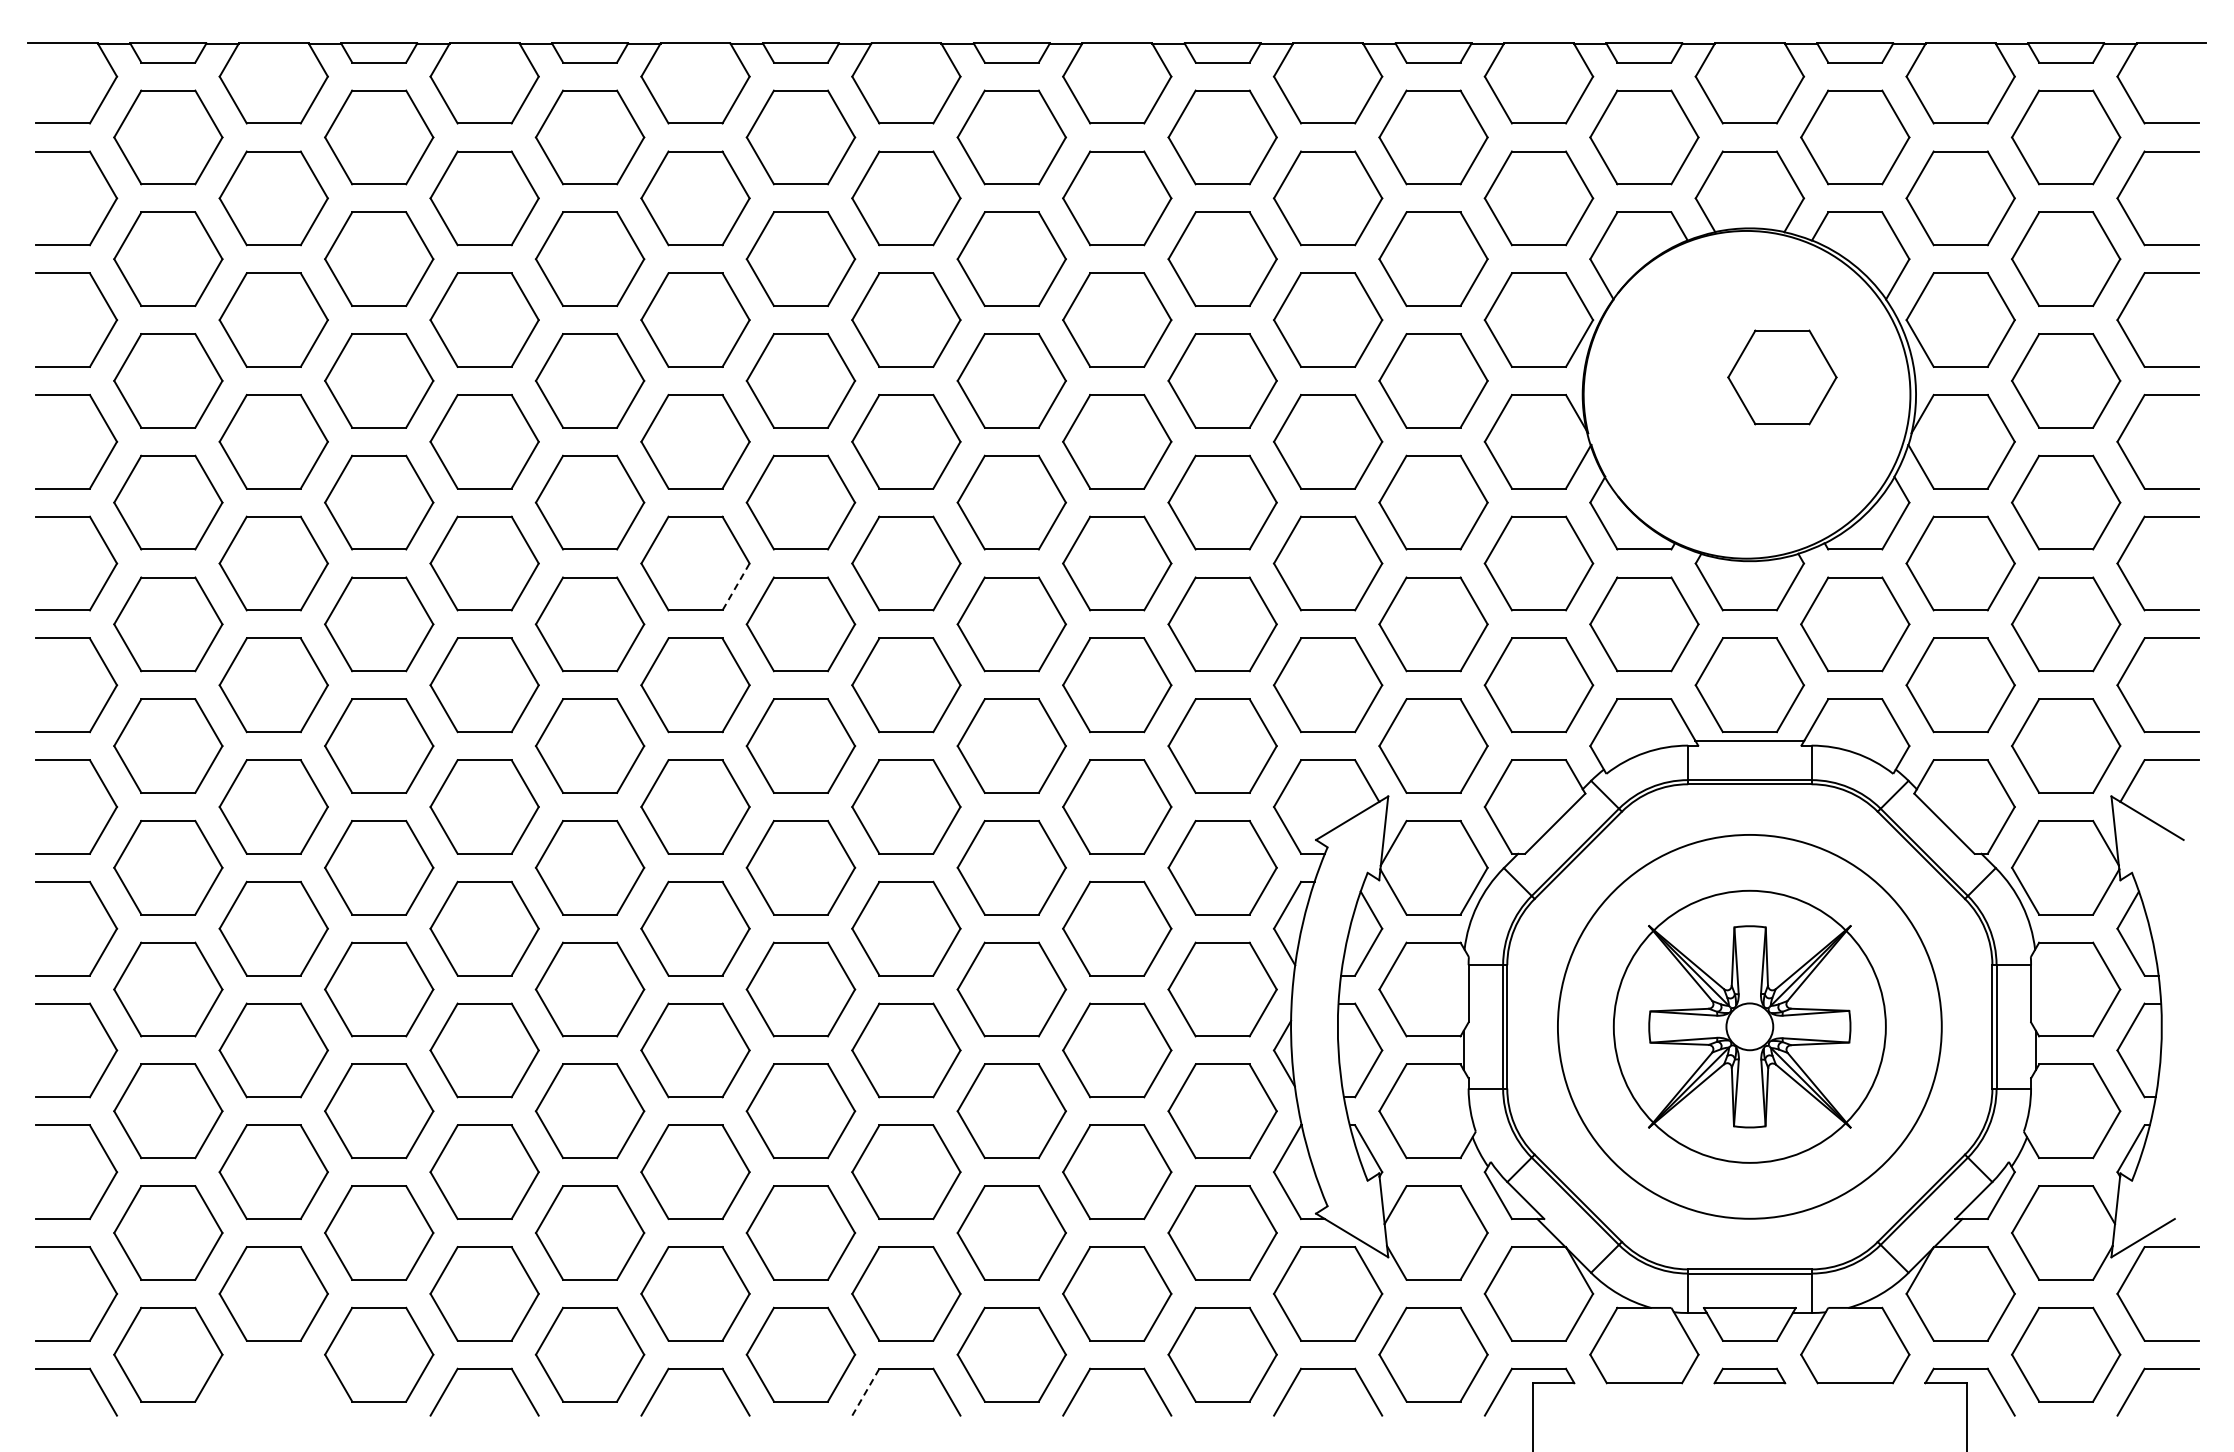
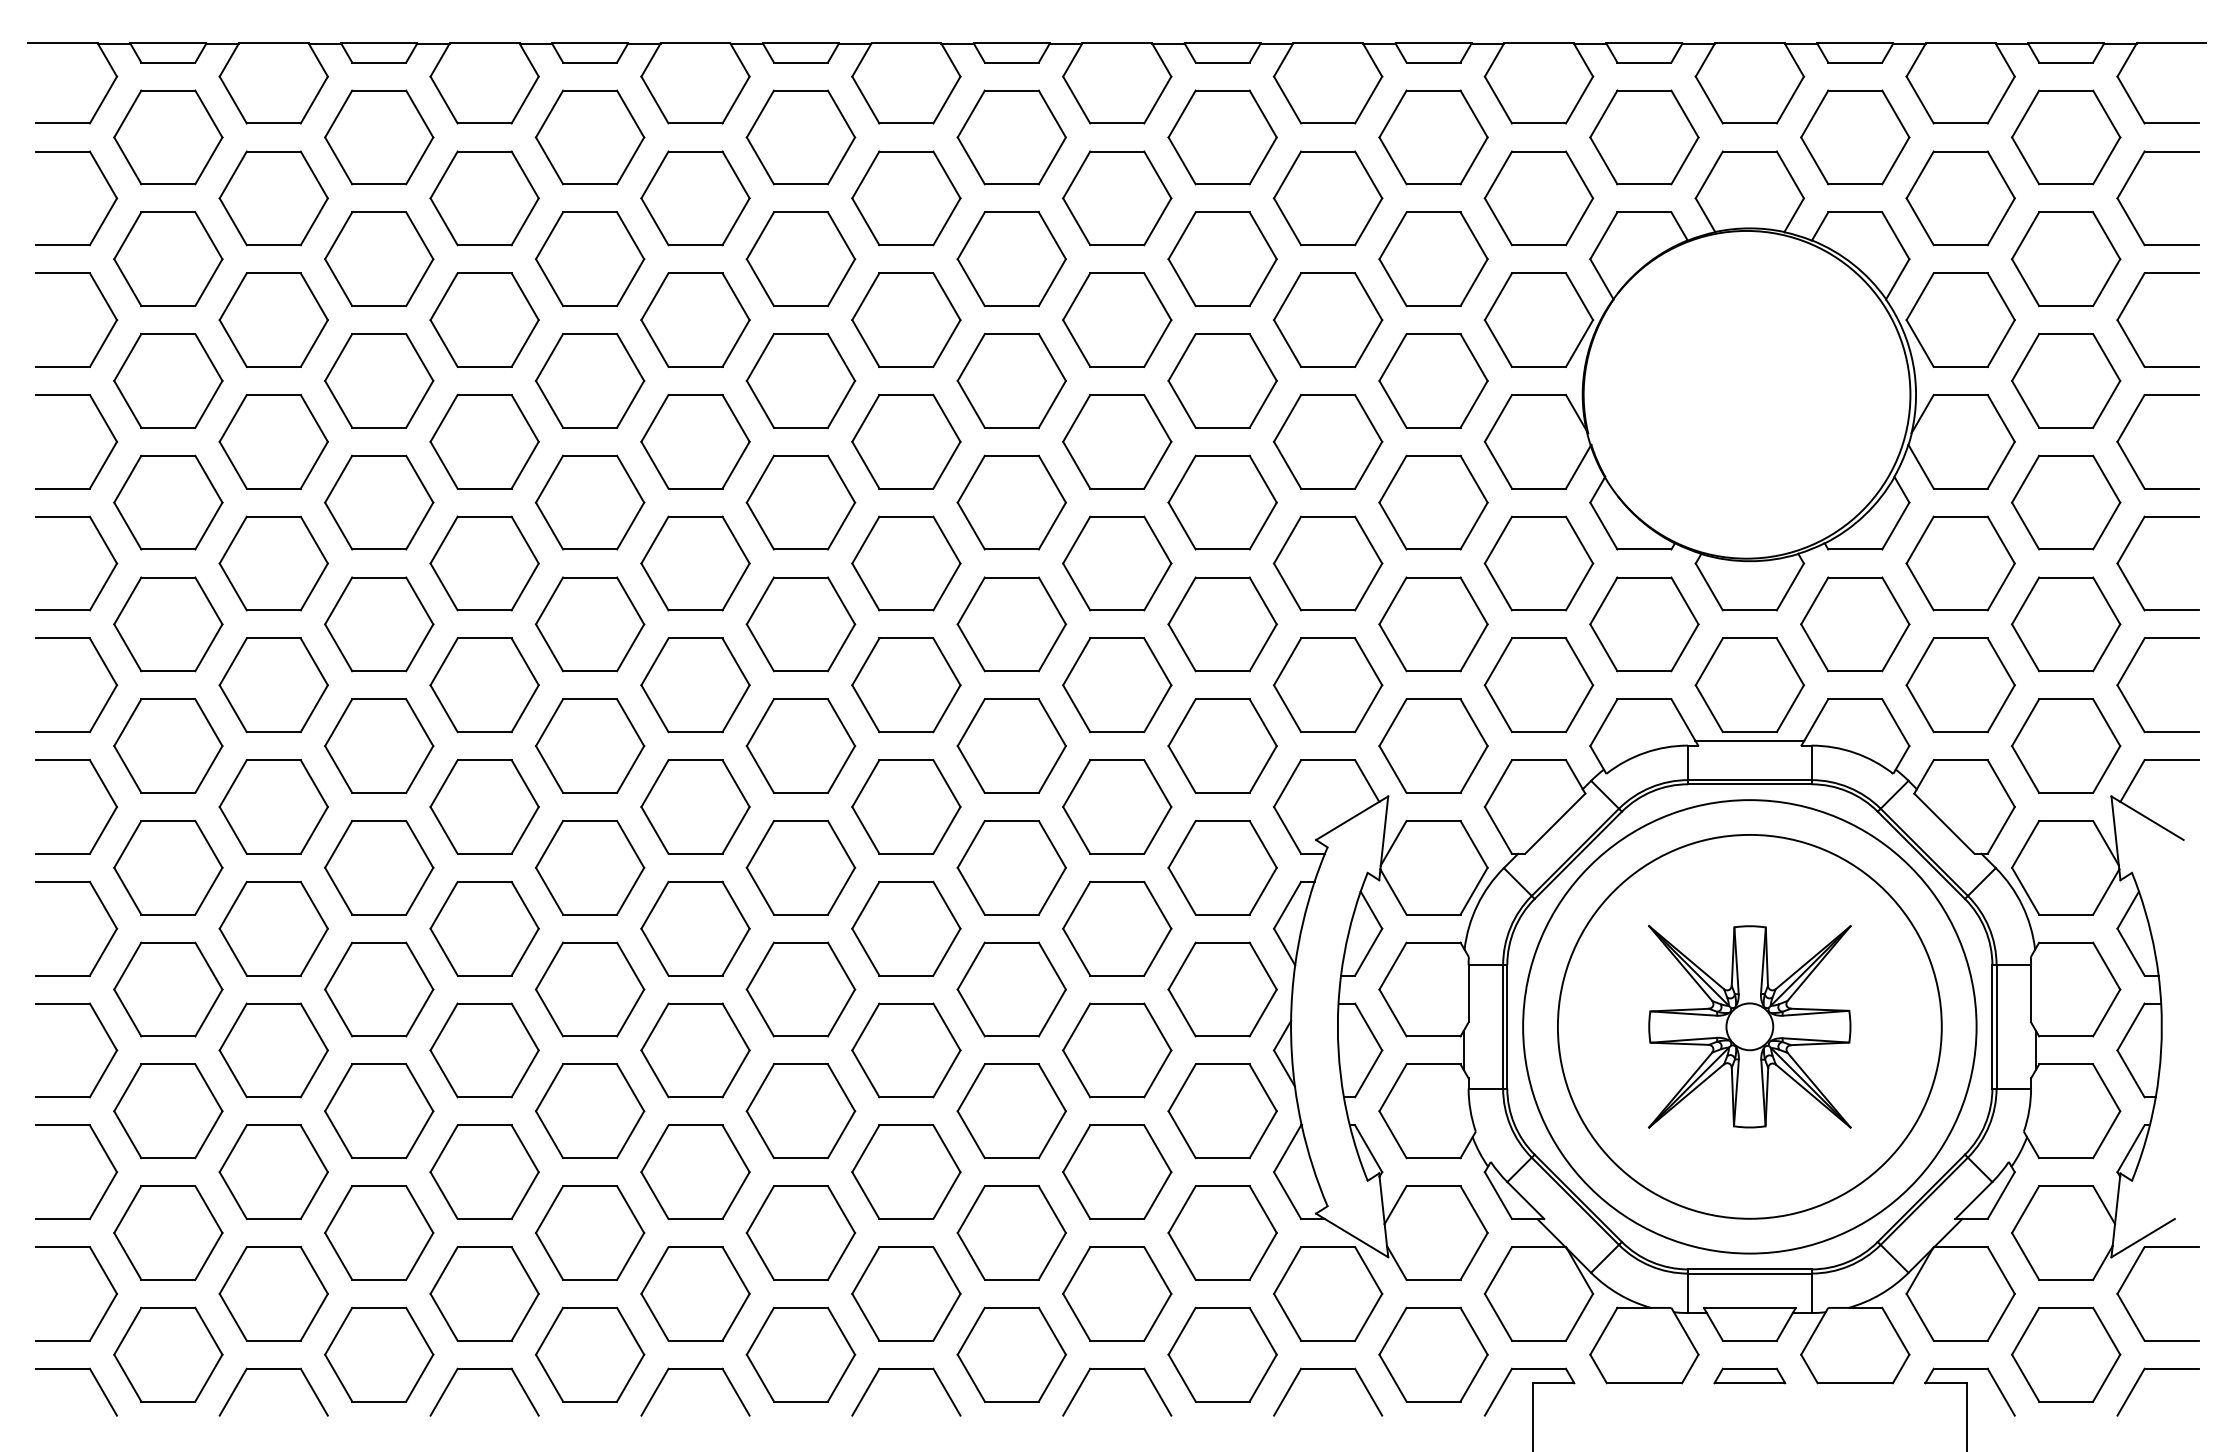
part: present -> none (1782, 377)
line: dashed -> solid (735, 587)
circle diameter: 272 px -> 453 px (1749, 1026)
part: none -> present (273, 1369)
line: dashed -> solid (866, 1391)
